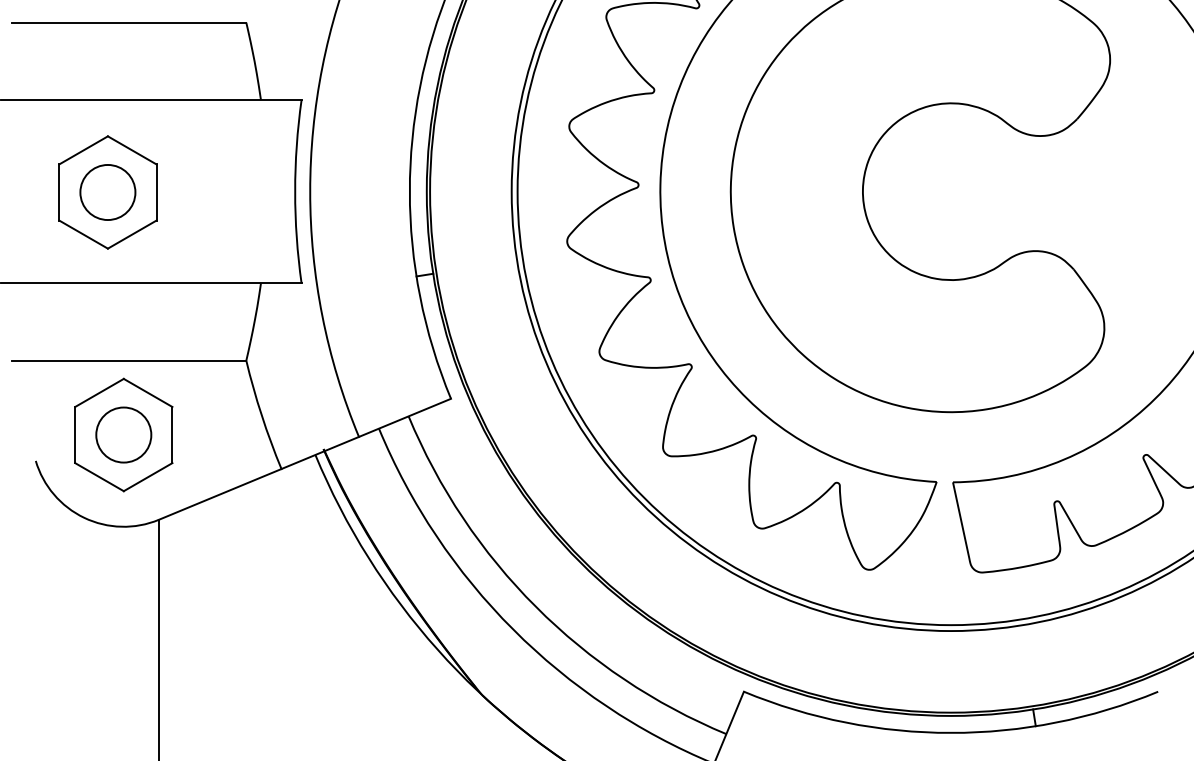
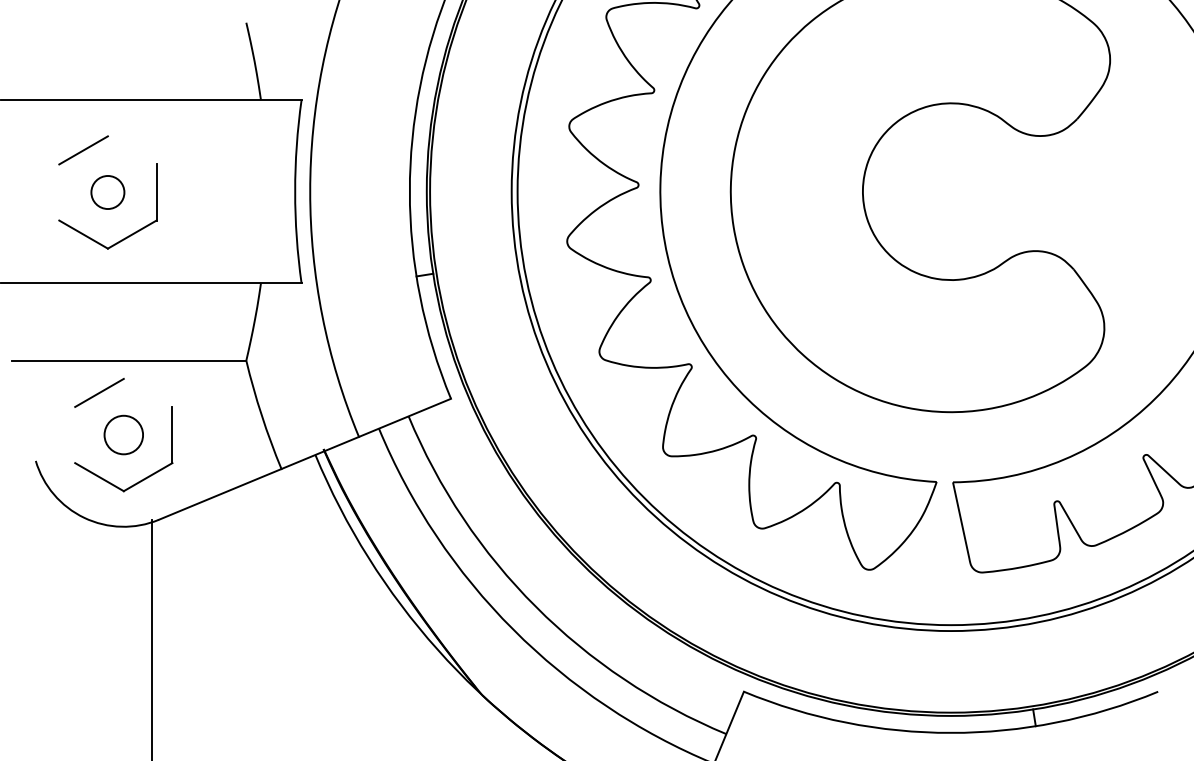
line: present -> none (129, 22)
line: present -> none (131, 150)
line: present -> none (59, 192)
circle diameter: 55 px -> 33 px (107, 192)
line: present -> none (147, 392)
line: present -> none (75, 434)
circle diameter: 55 px -> 39 px (123, 434)
line position: (159, 638) -> (152, 638) (152, 638)
